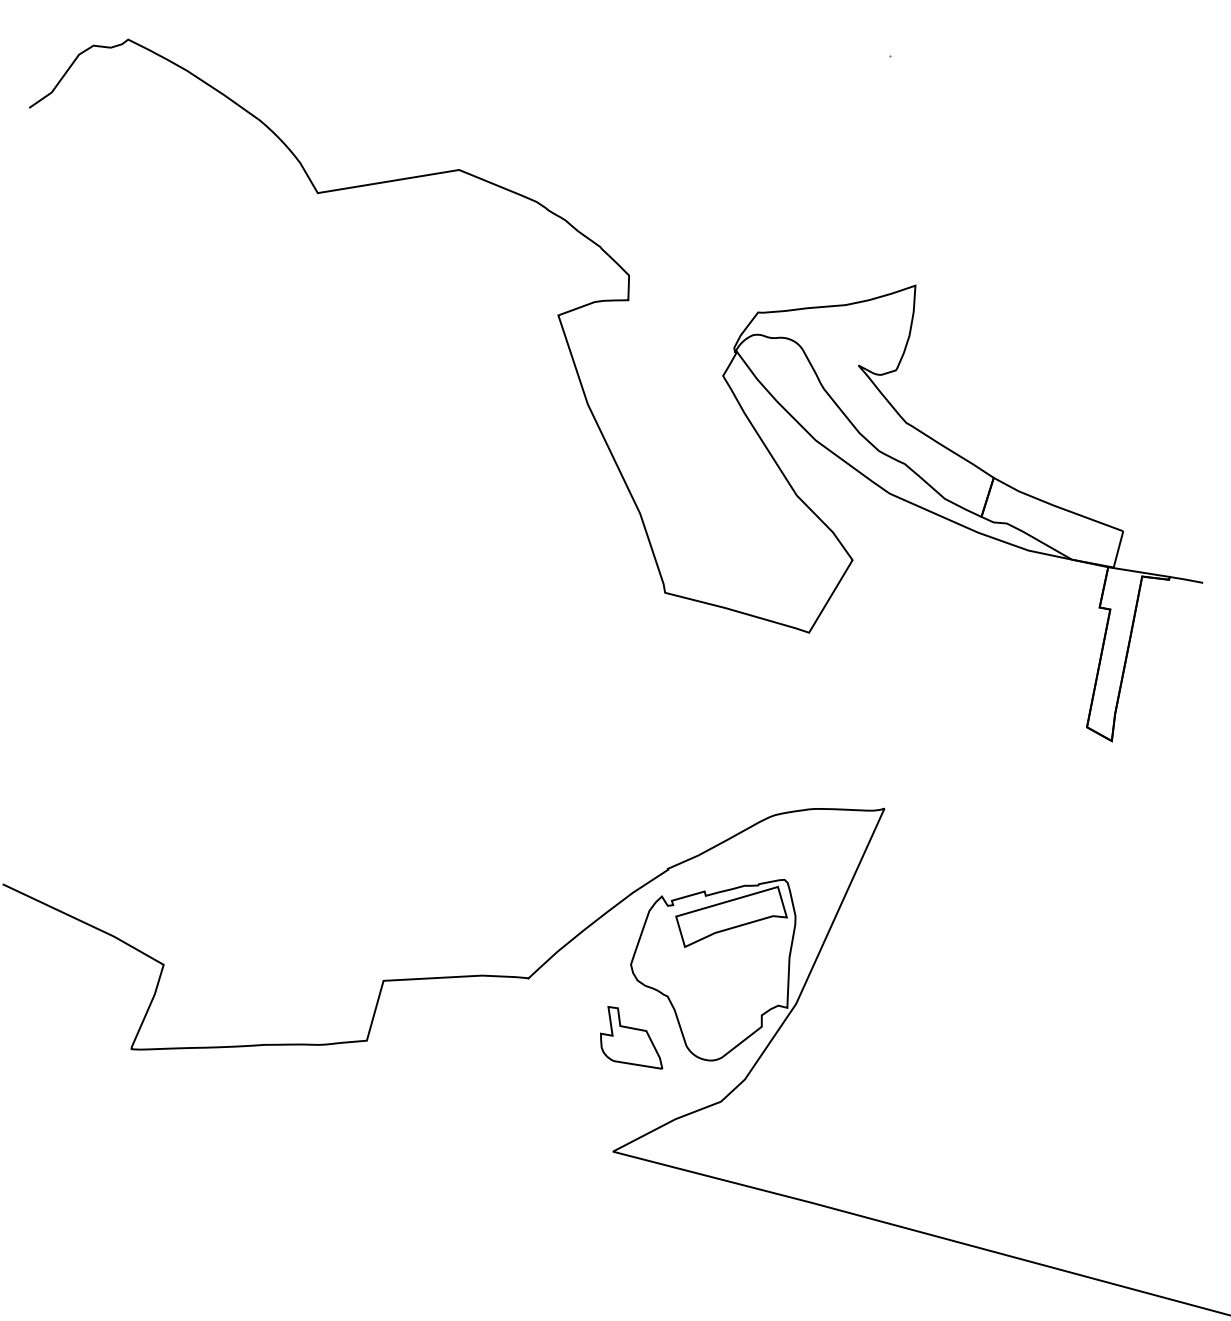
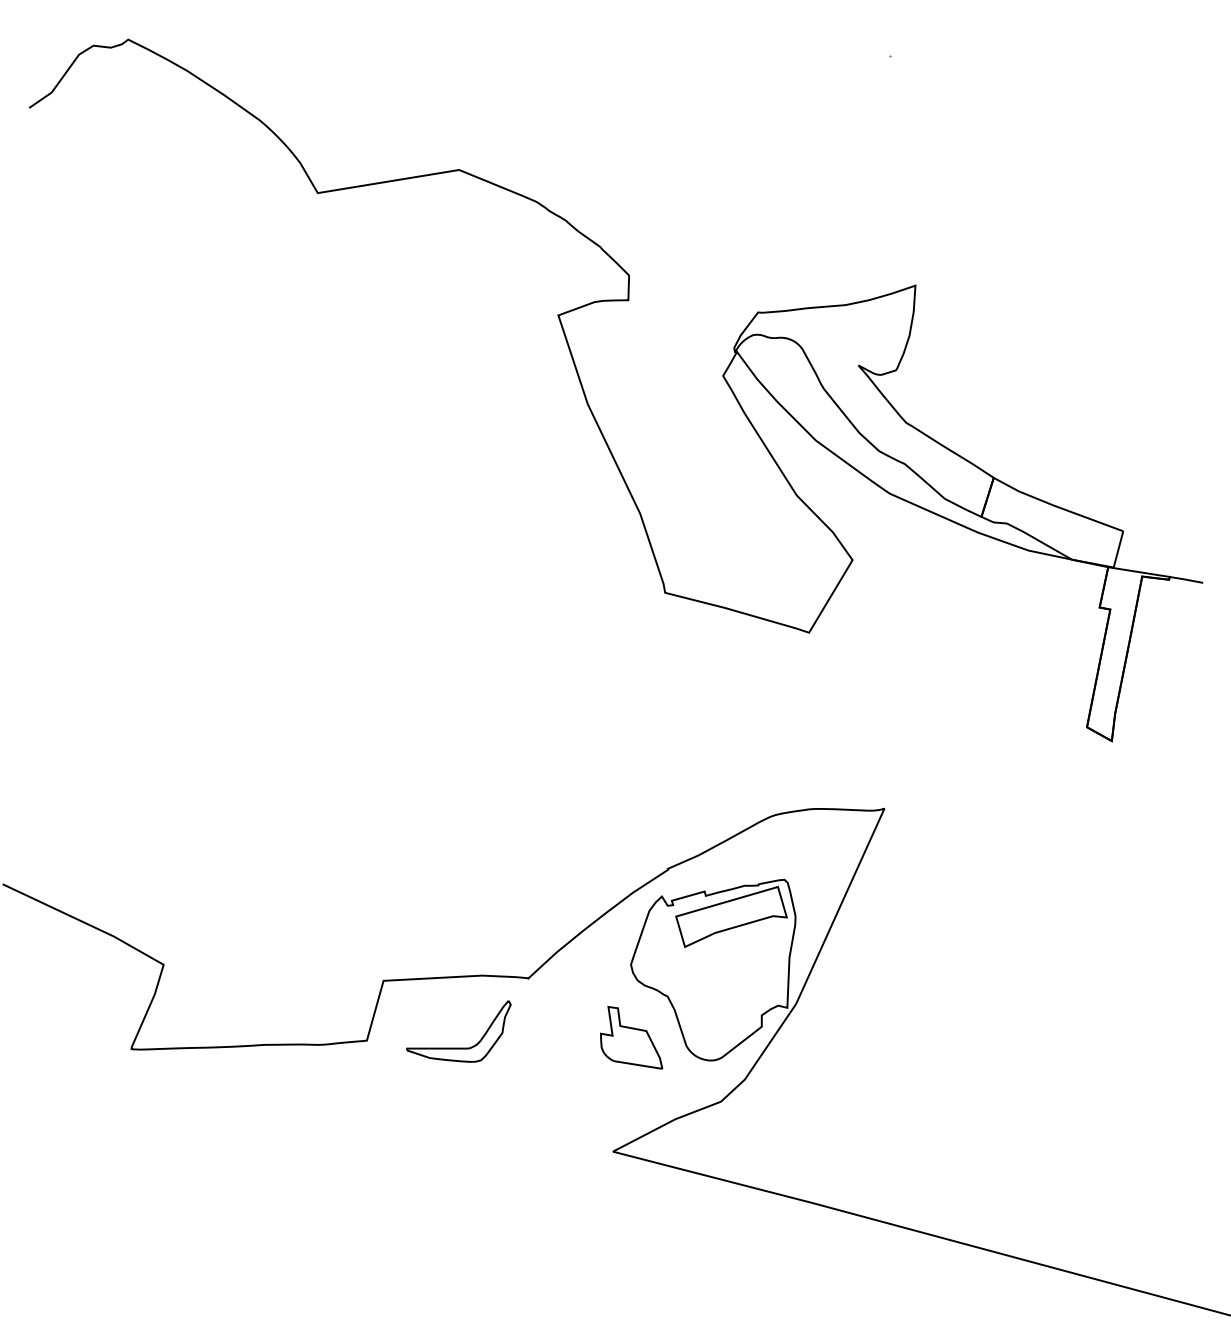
part: none -> present (458, 1047)
